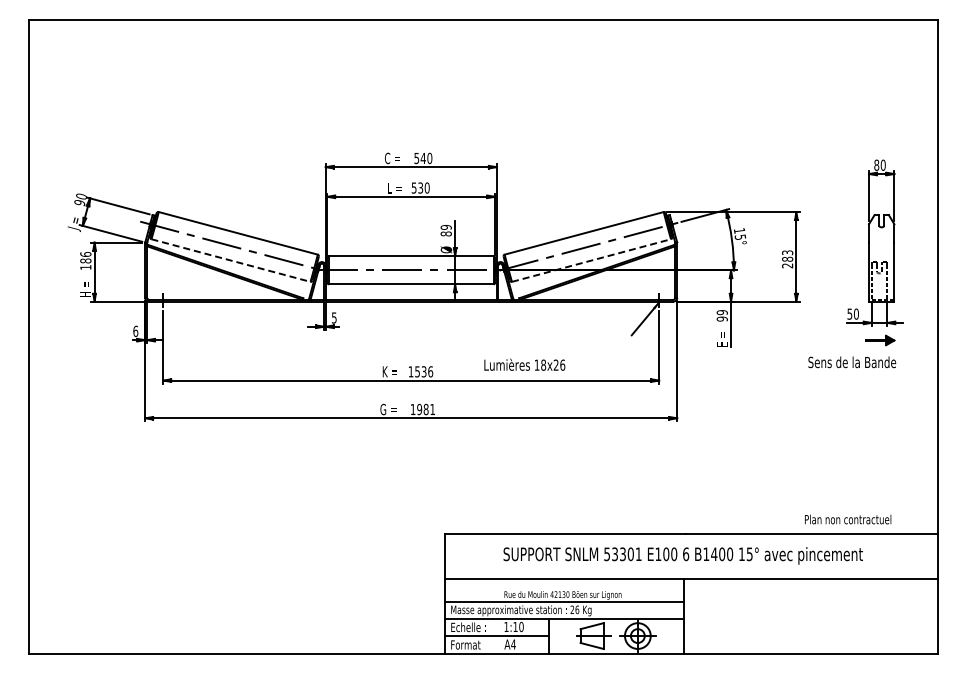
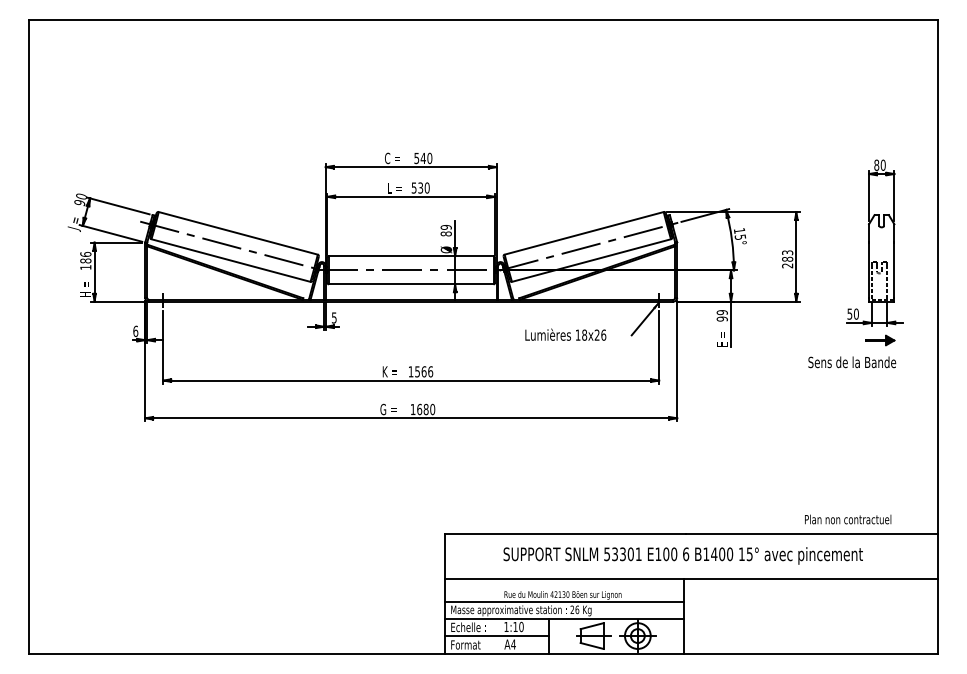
line: dashed -> solid (231, 260)
line: dashed -> solid (592, 260)
text position: (524, 364) -> (565, 334) (565, 334)
text: 1536 -> 1566 (423, 371)
text: 1981 -> 1680 (426, 409)
